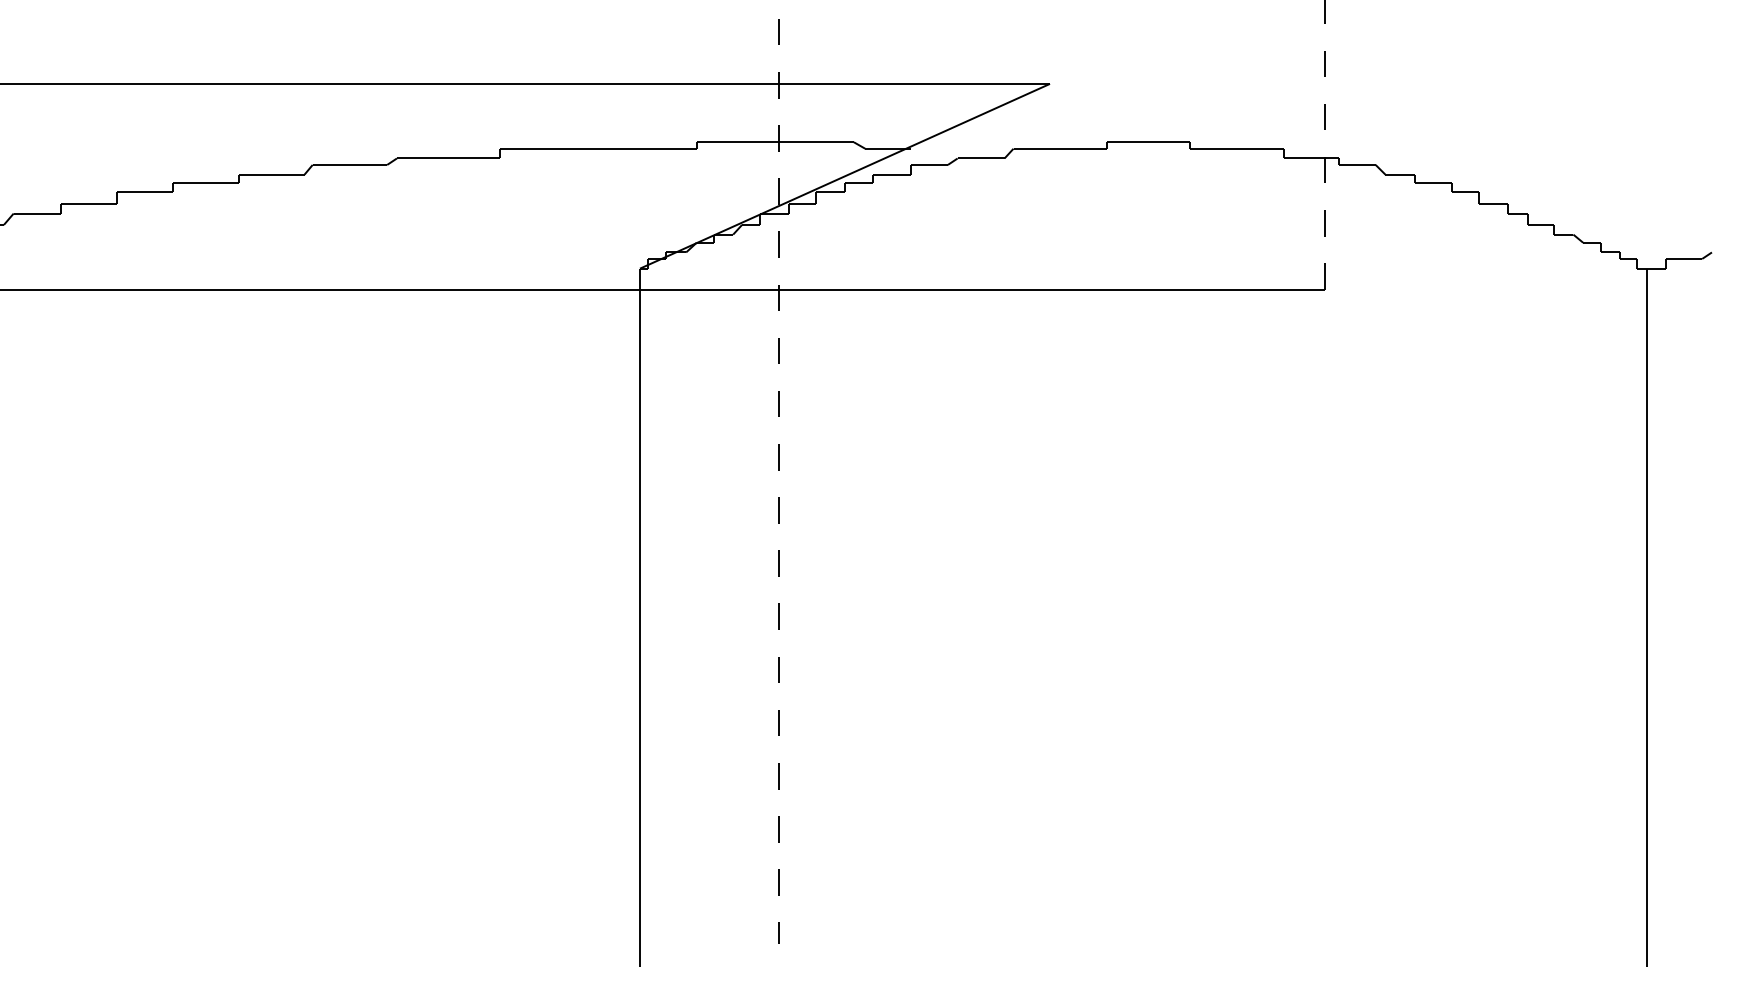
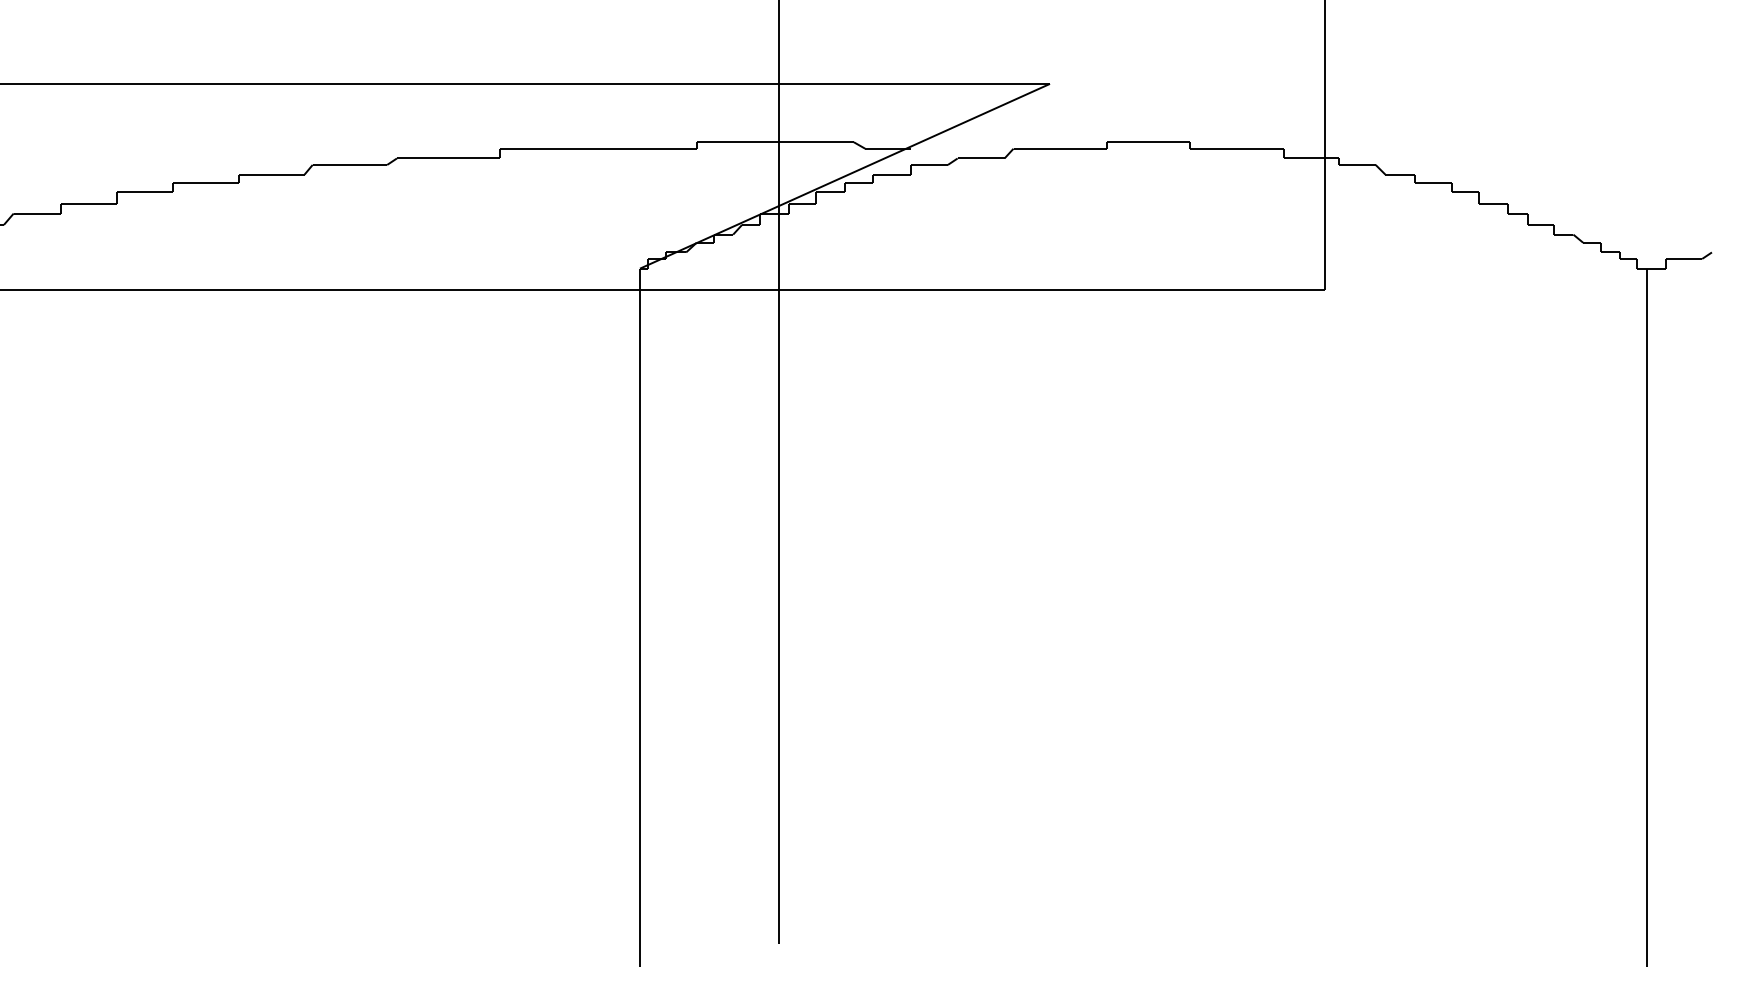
line: dashed -> solid (1325, 144)
line: dashed -> solid (779, 472)
